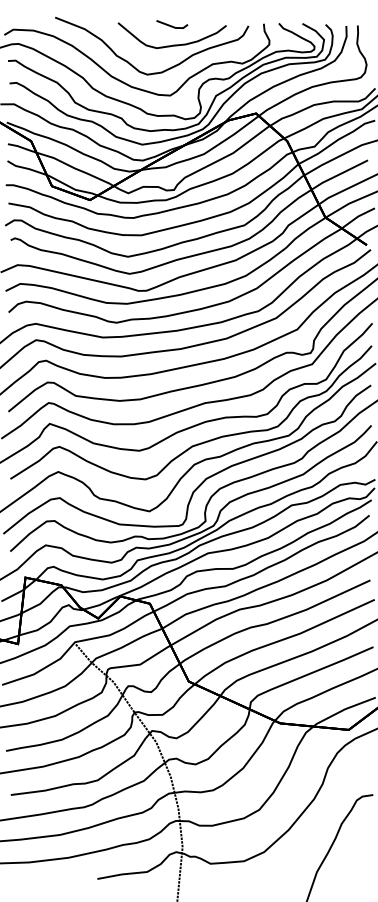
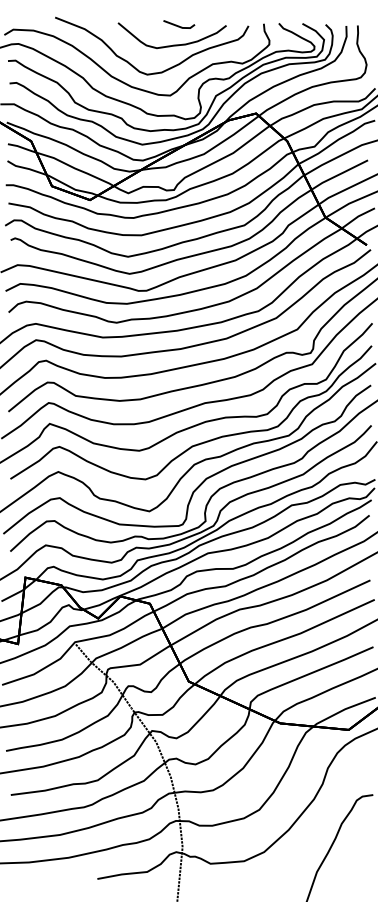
line position: (172, 25) -> (179, 25) (179, 25)
